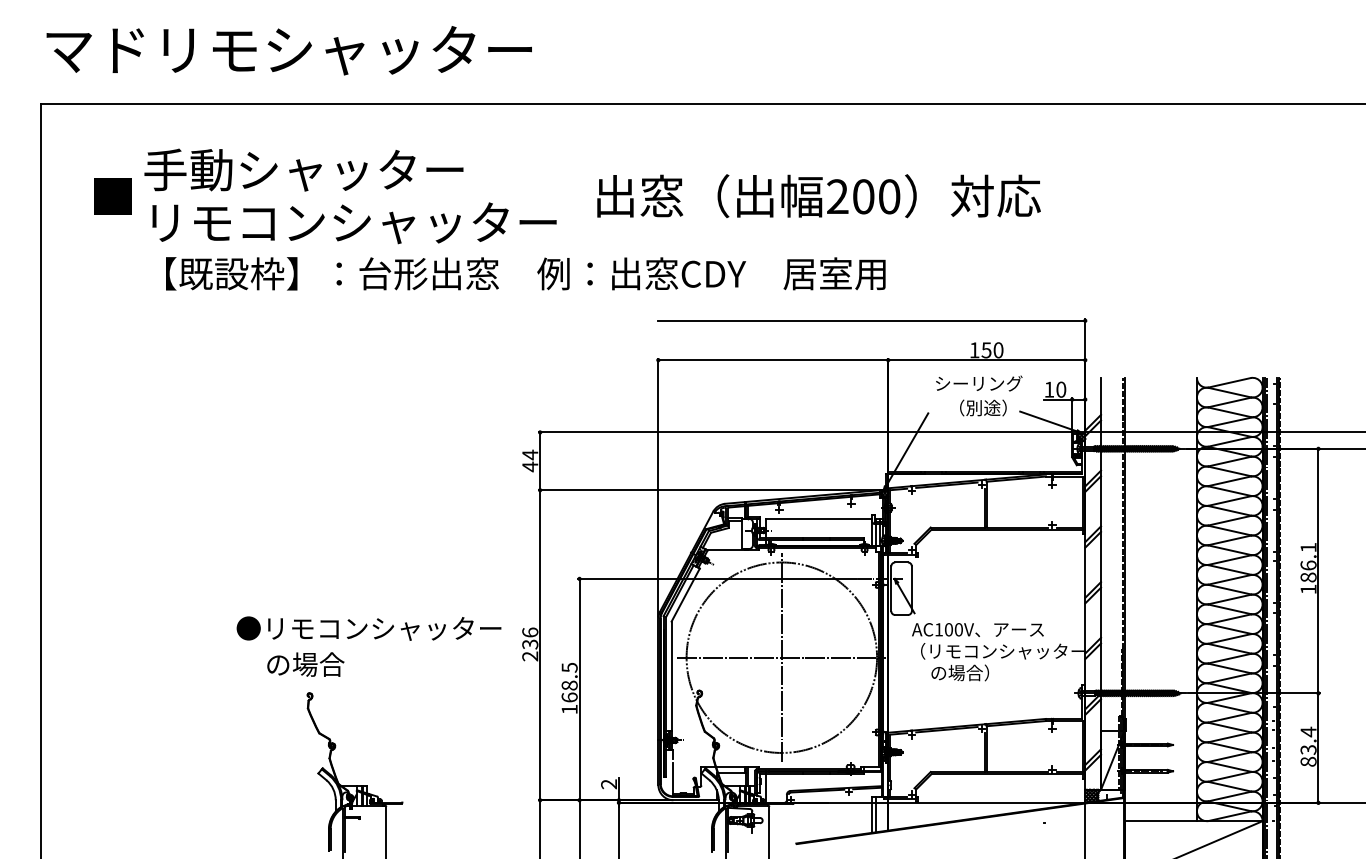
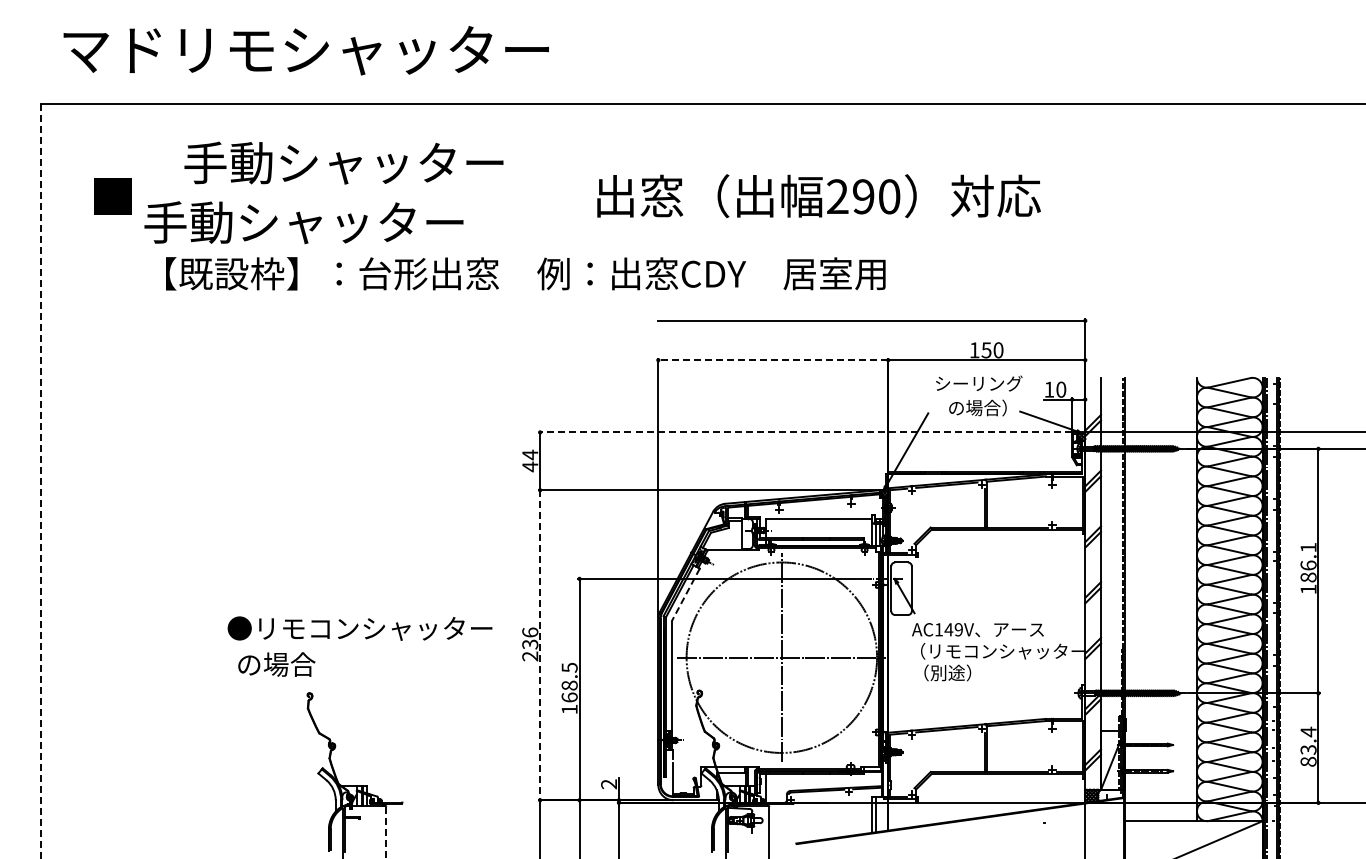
text position: (288, 50) -> (305, 50) (305, 50)
text position: (303, 169) -> (343, 162) (343, 162)
text: 200 -> 290 (863, 196)
text: リモコンシャッター -> 手動シャッター (350, 222)
line: solid -> dashed (773, 360)
text: （別途） -> の場合） (974, 407)
line: solid -> dashed (804, 432)
line: solid -> dashed (40, 481)
line: solid -> dashed (685, 595)
text position: (368, 628) -> (359, 628) (359, 628)
text: AC100V -> AC149V (953, 629)
line: solid -> dashed (540, 645)
text position: (305, 664) -> (276, 664) (276, 664)
text: の場合） -> （別途） (956, 672)
line: solid -> dashed (386, 832)
